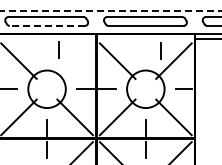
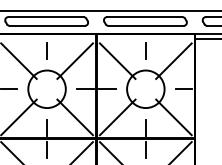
line: dashed -> solid (111, 10)
line: dashed -> solid (47, 25)
line position: (58, 49) -> (46, 50) (46, 50)
line position: (160, 50) -> (145, 50) (145, 50)
line: none -> present (74, 60)
line: none -> present (11, 152)
